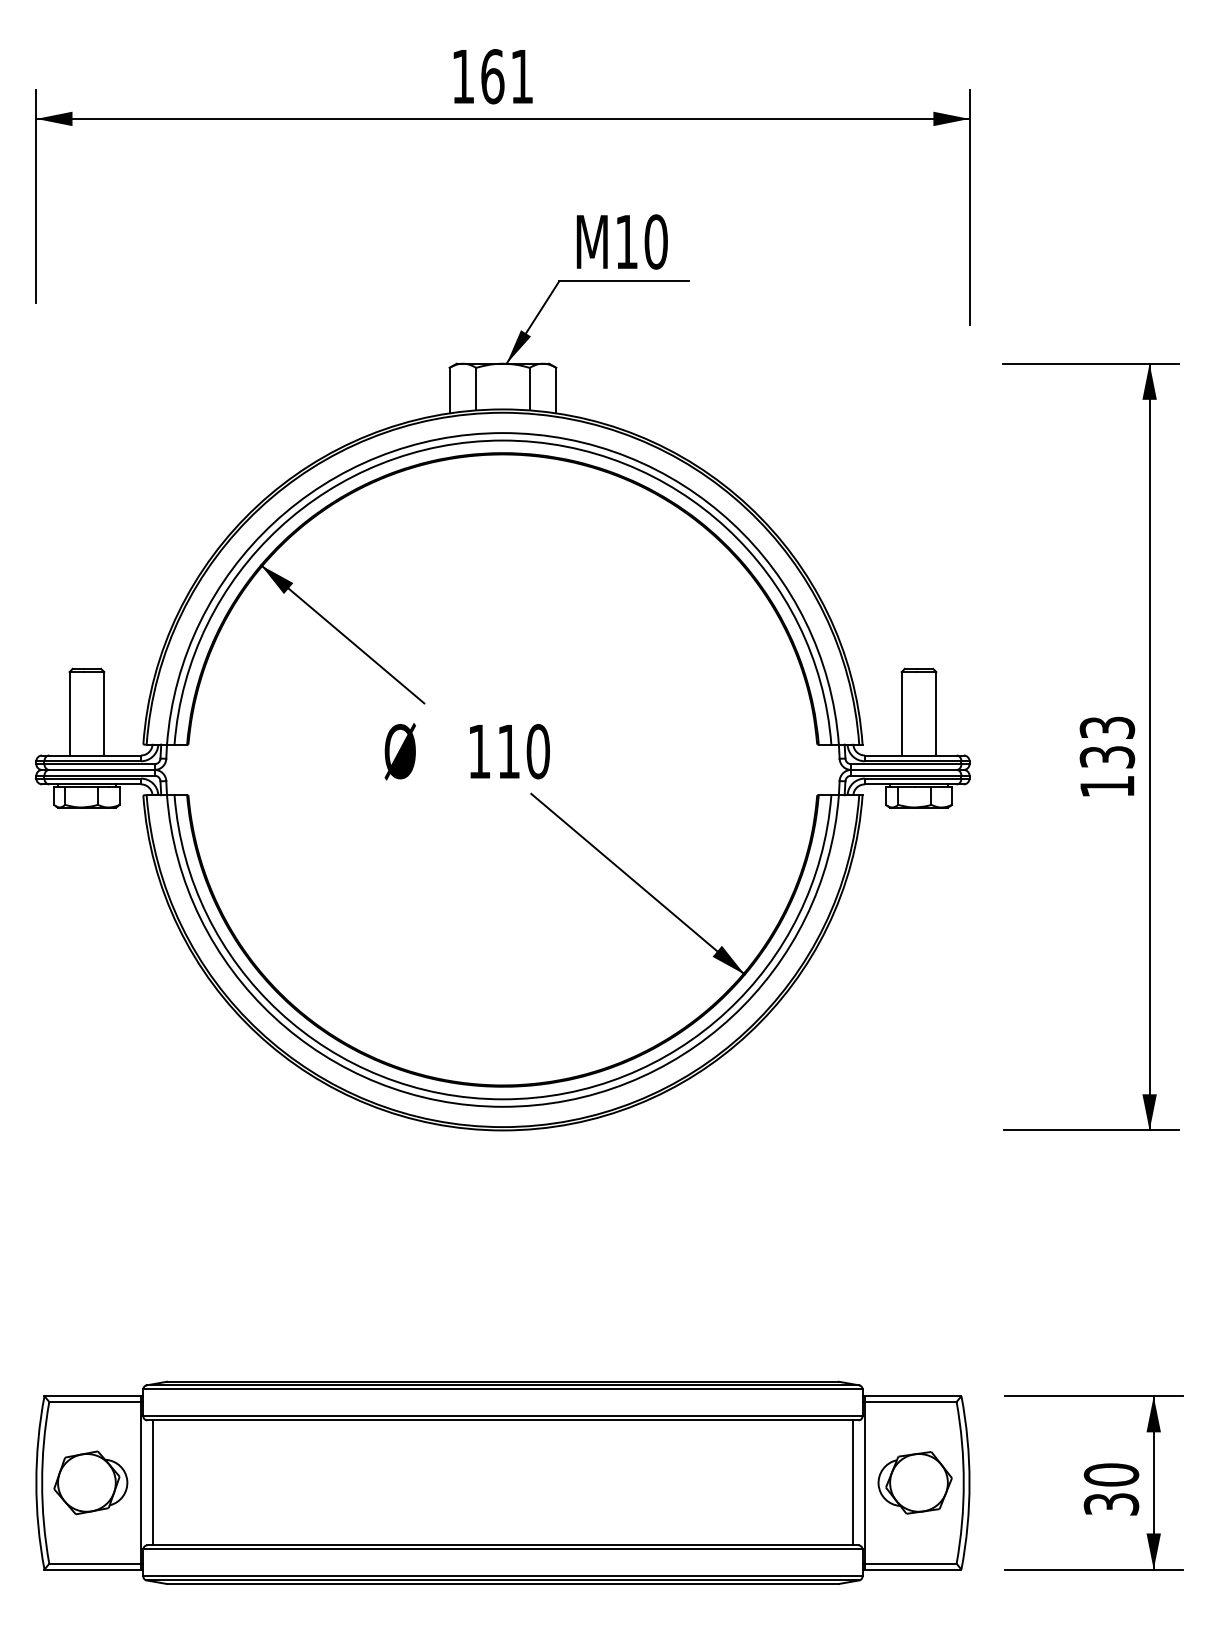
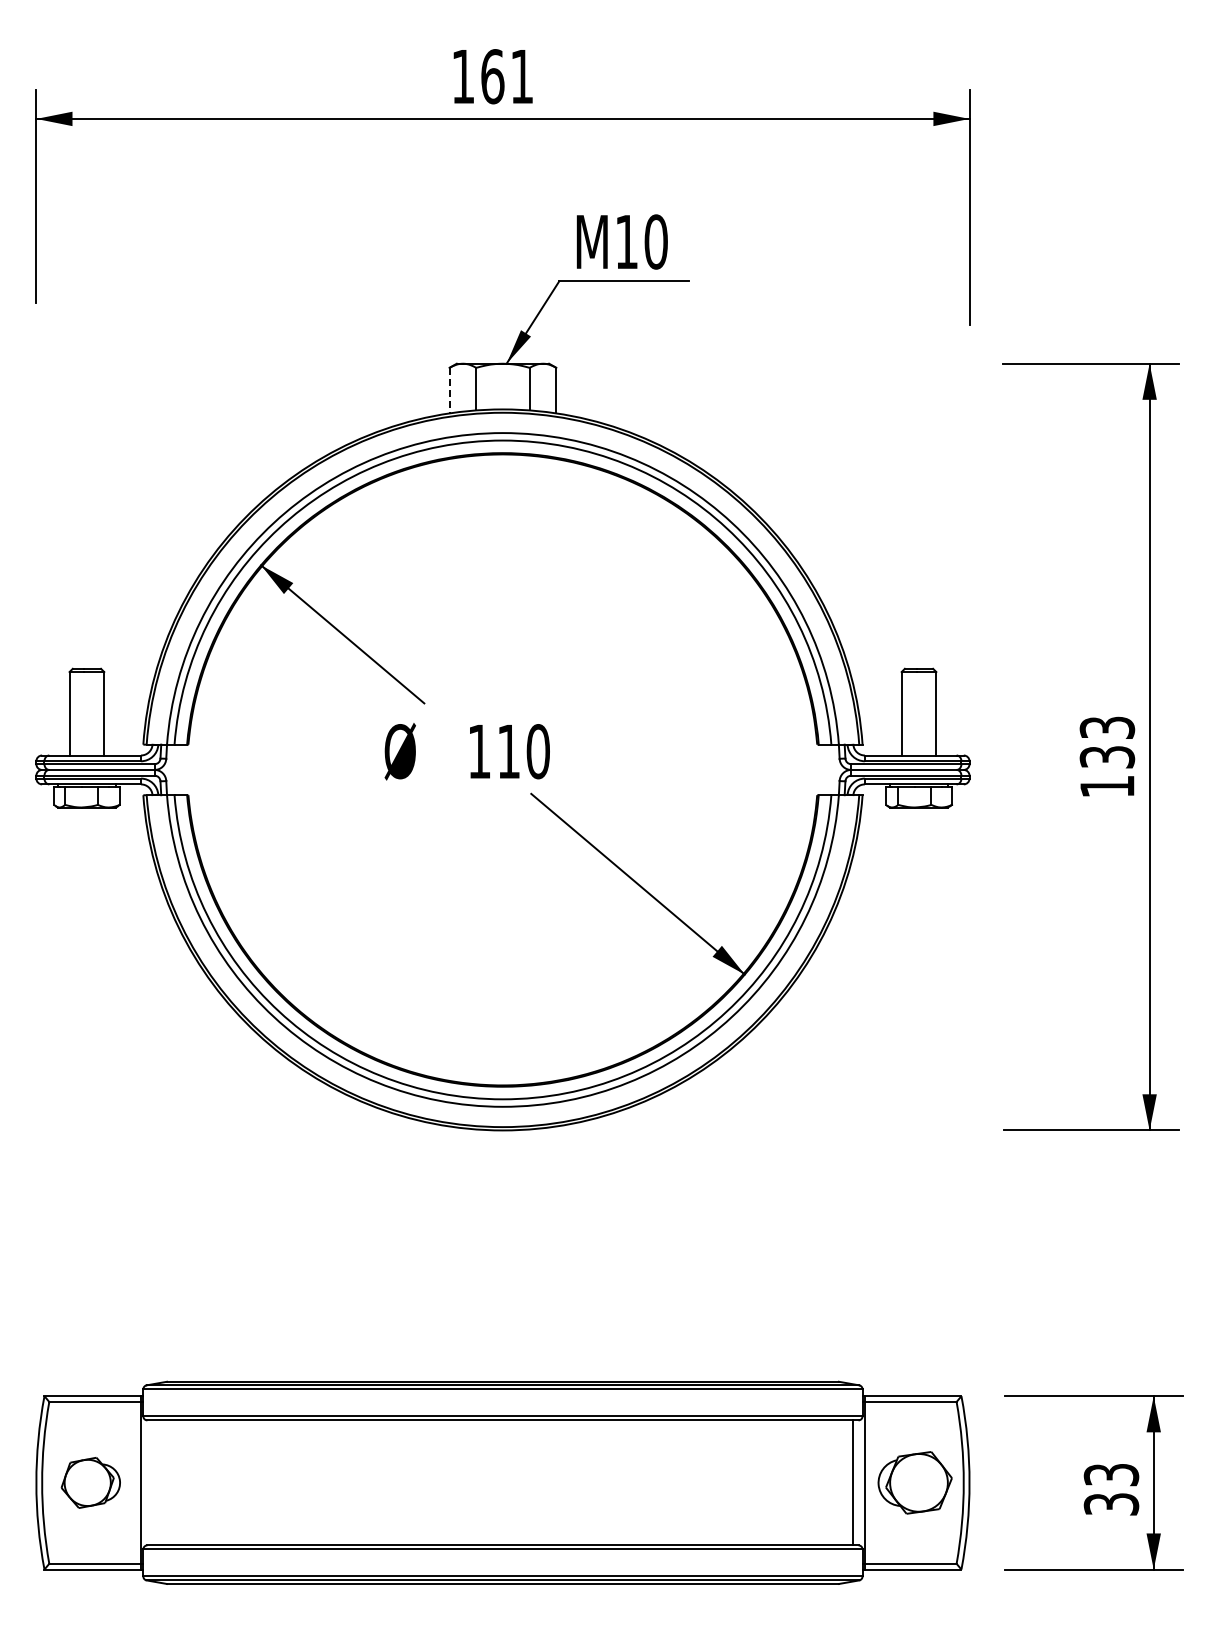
line: solid -> dashed (449, 390)
text: 30 -> 33 (1111, 1474)
part size: 76x66 px -> 61x52 px (90, 1482)
line: present -> none (152, 1482)
